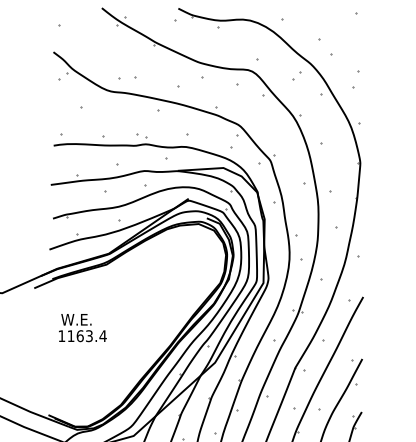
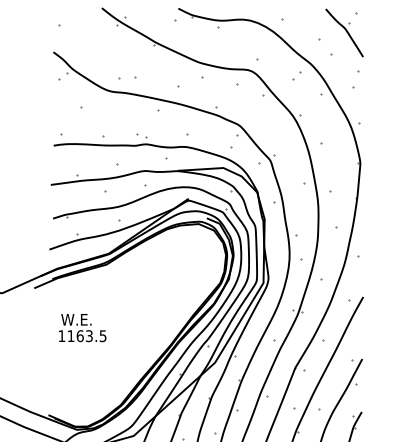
part: none -> present (344, 32)
text: 1163.4 -> 1163.5 (102, 336)
